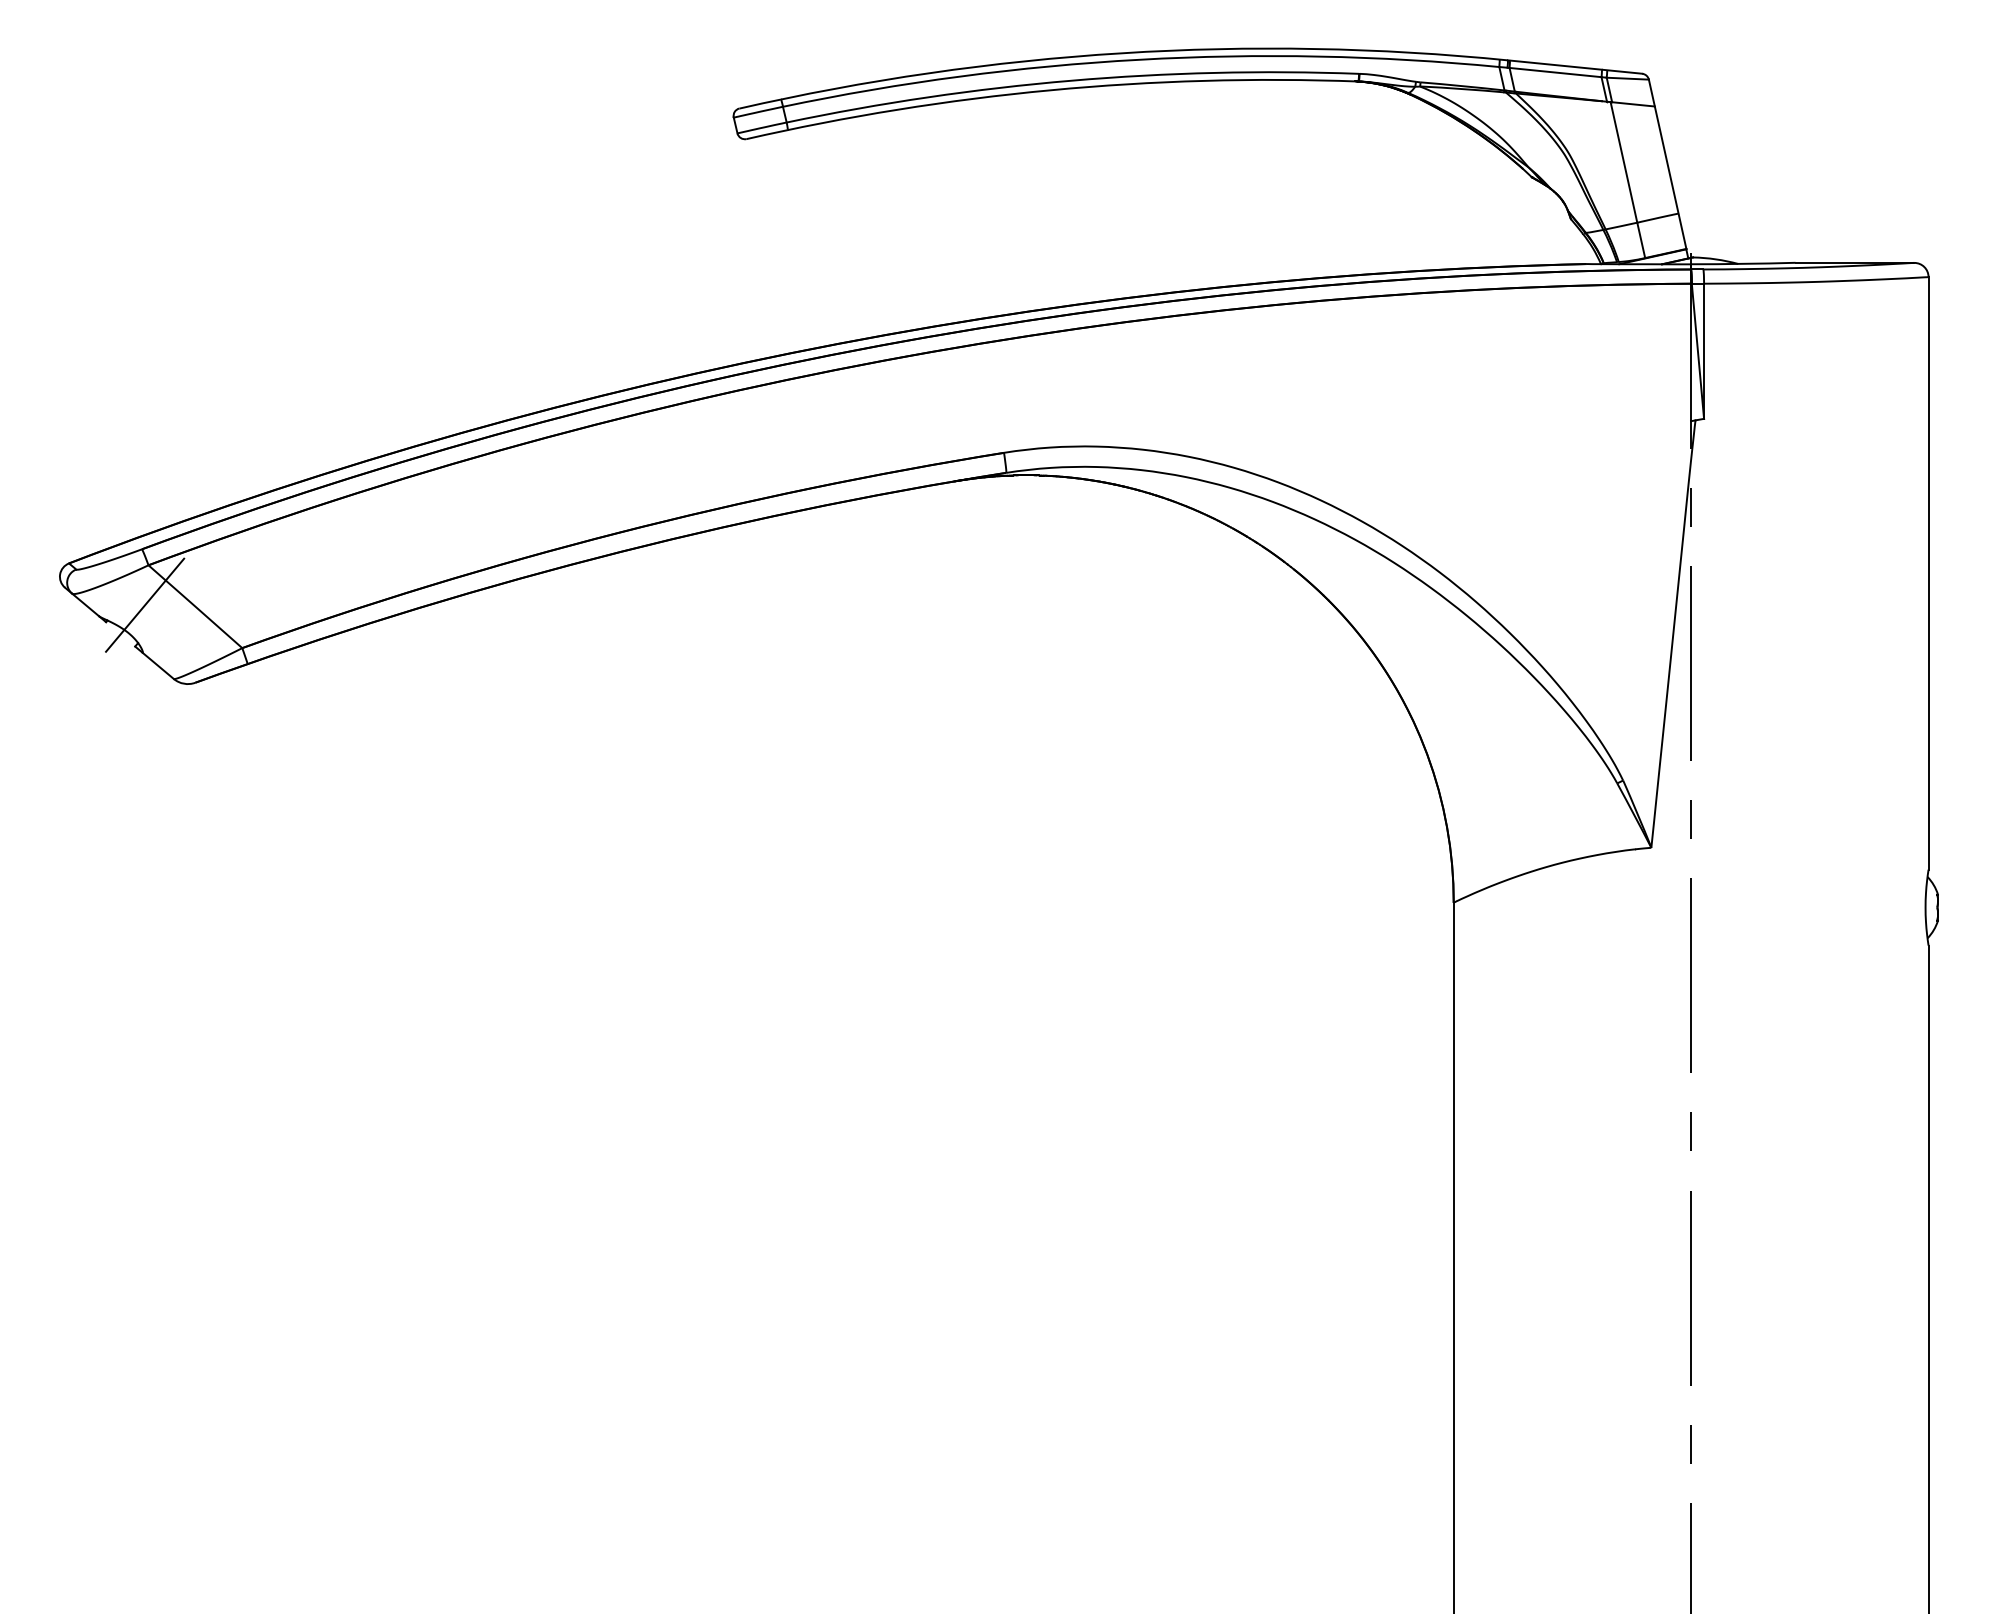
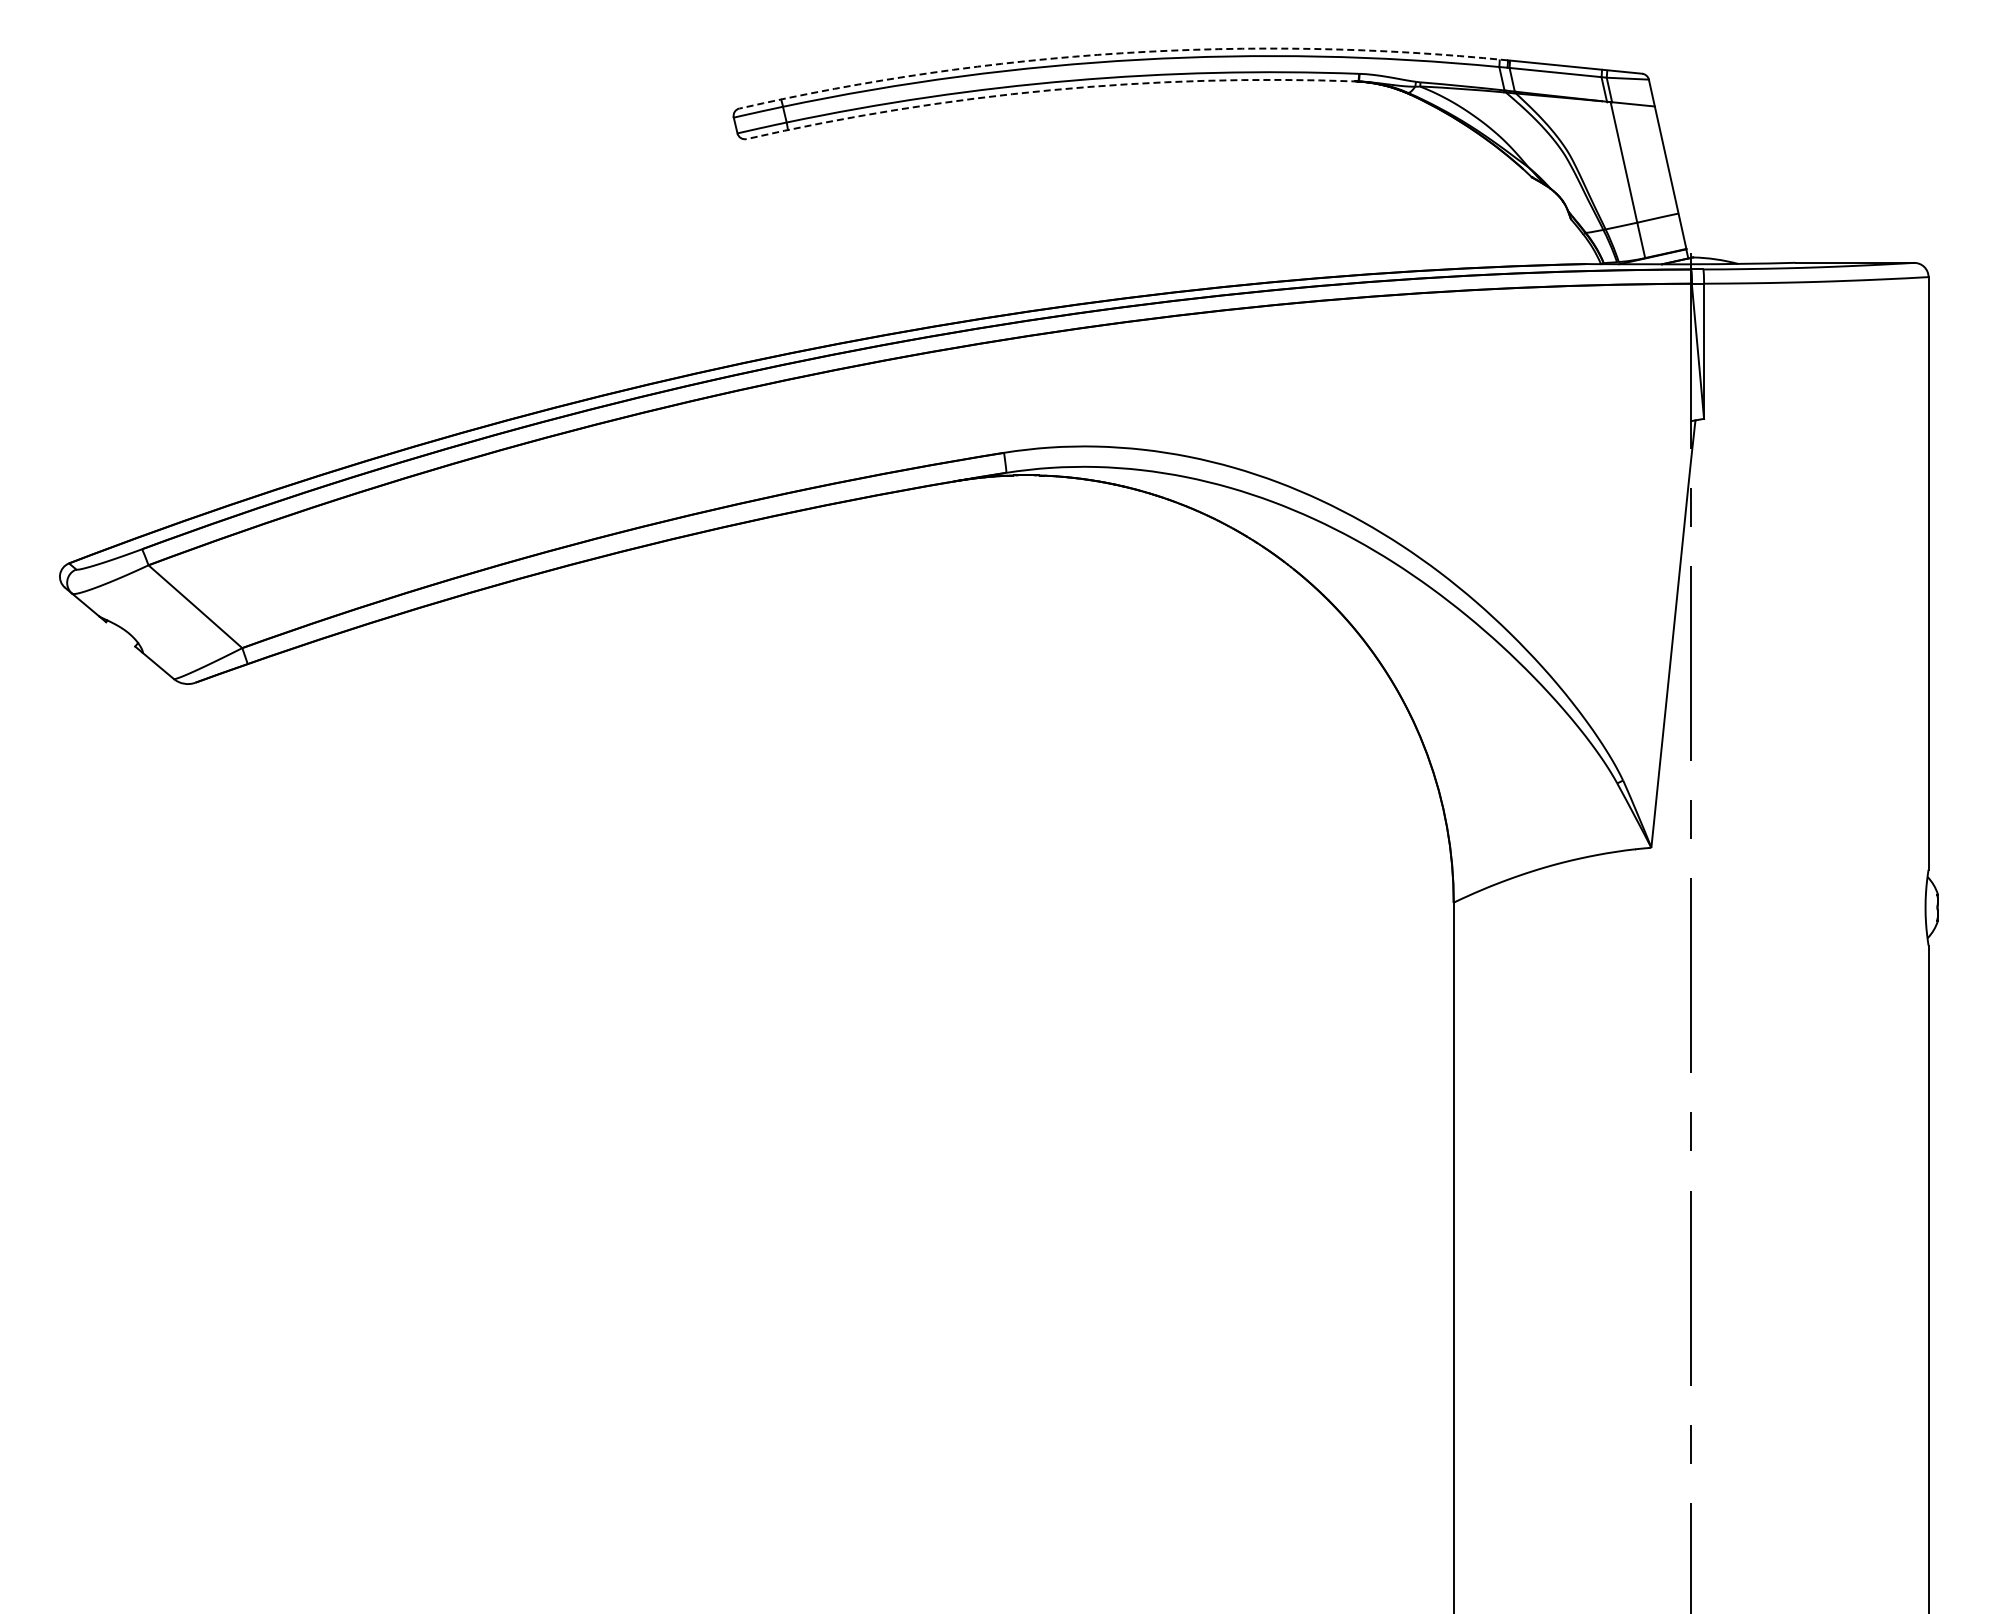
arc: solid -> dashed (1121, 53)
arc: solid -> dashed (1050, 90)
line: present -> none (144, 604)
